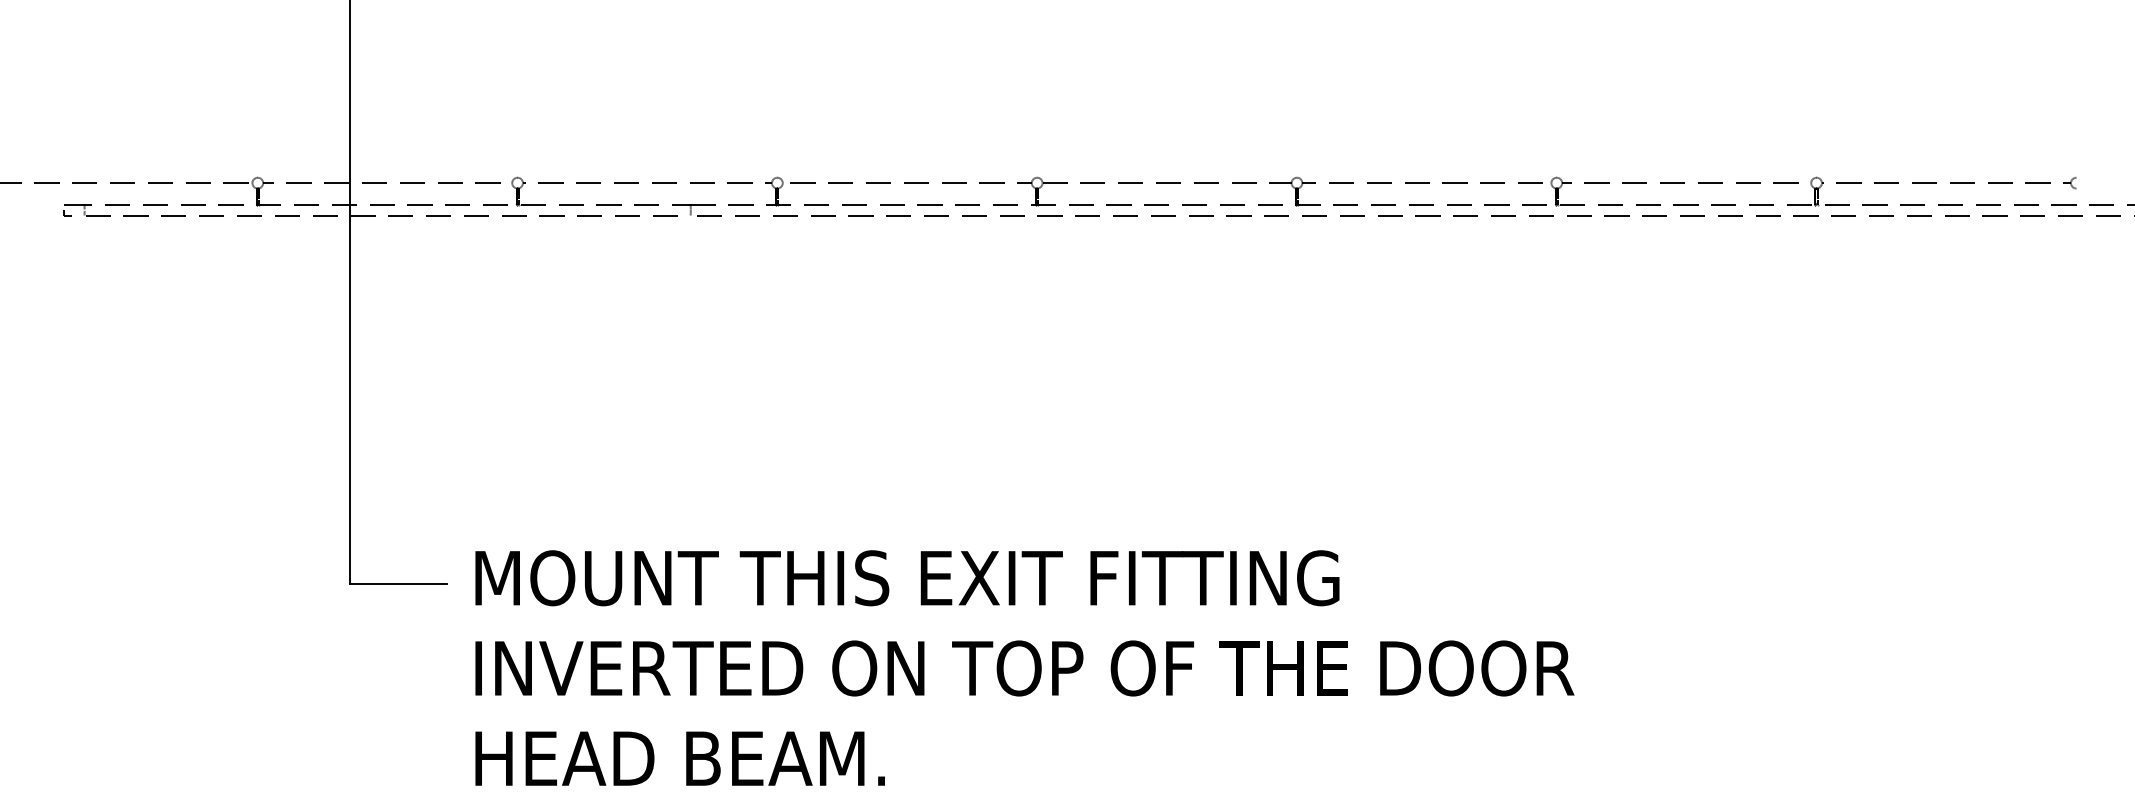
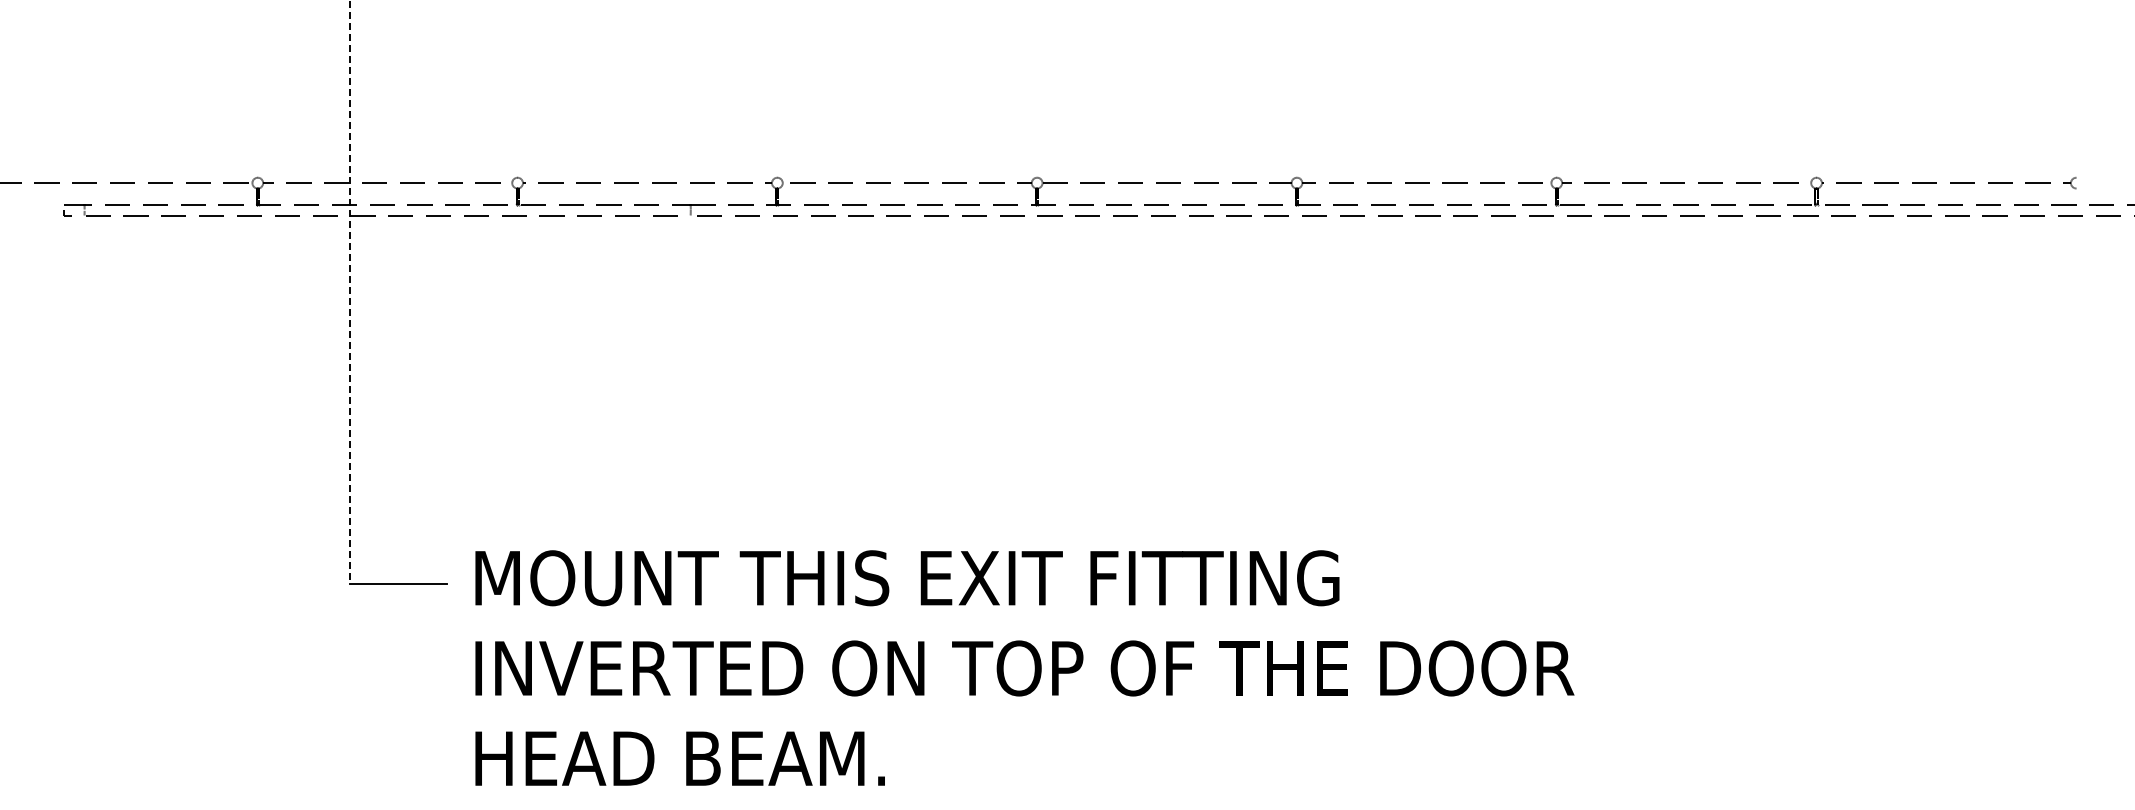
line: solid -> dashed (349, 291)
